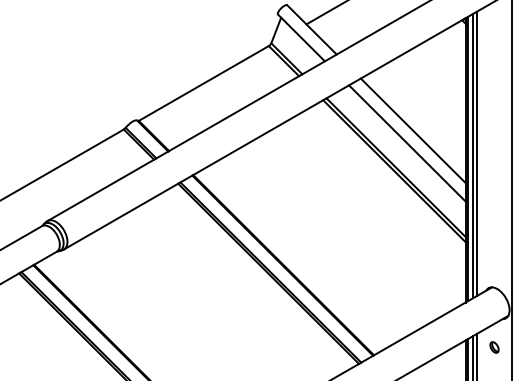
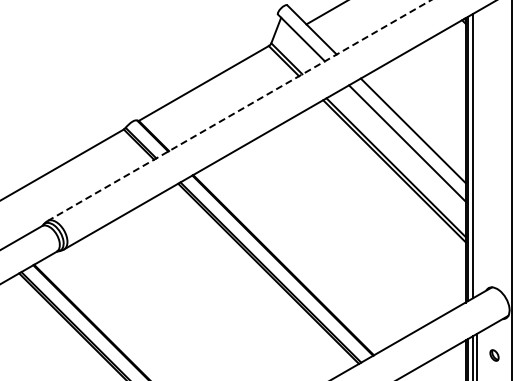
line: solid -> dashed (239, 110)
line: present -> none (476, 153)
part position: (494, 347) -> (494, 355) (494, 355)
